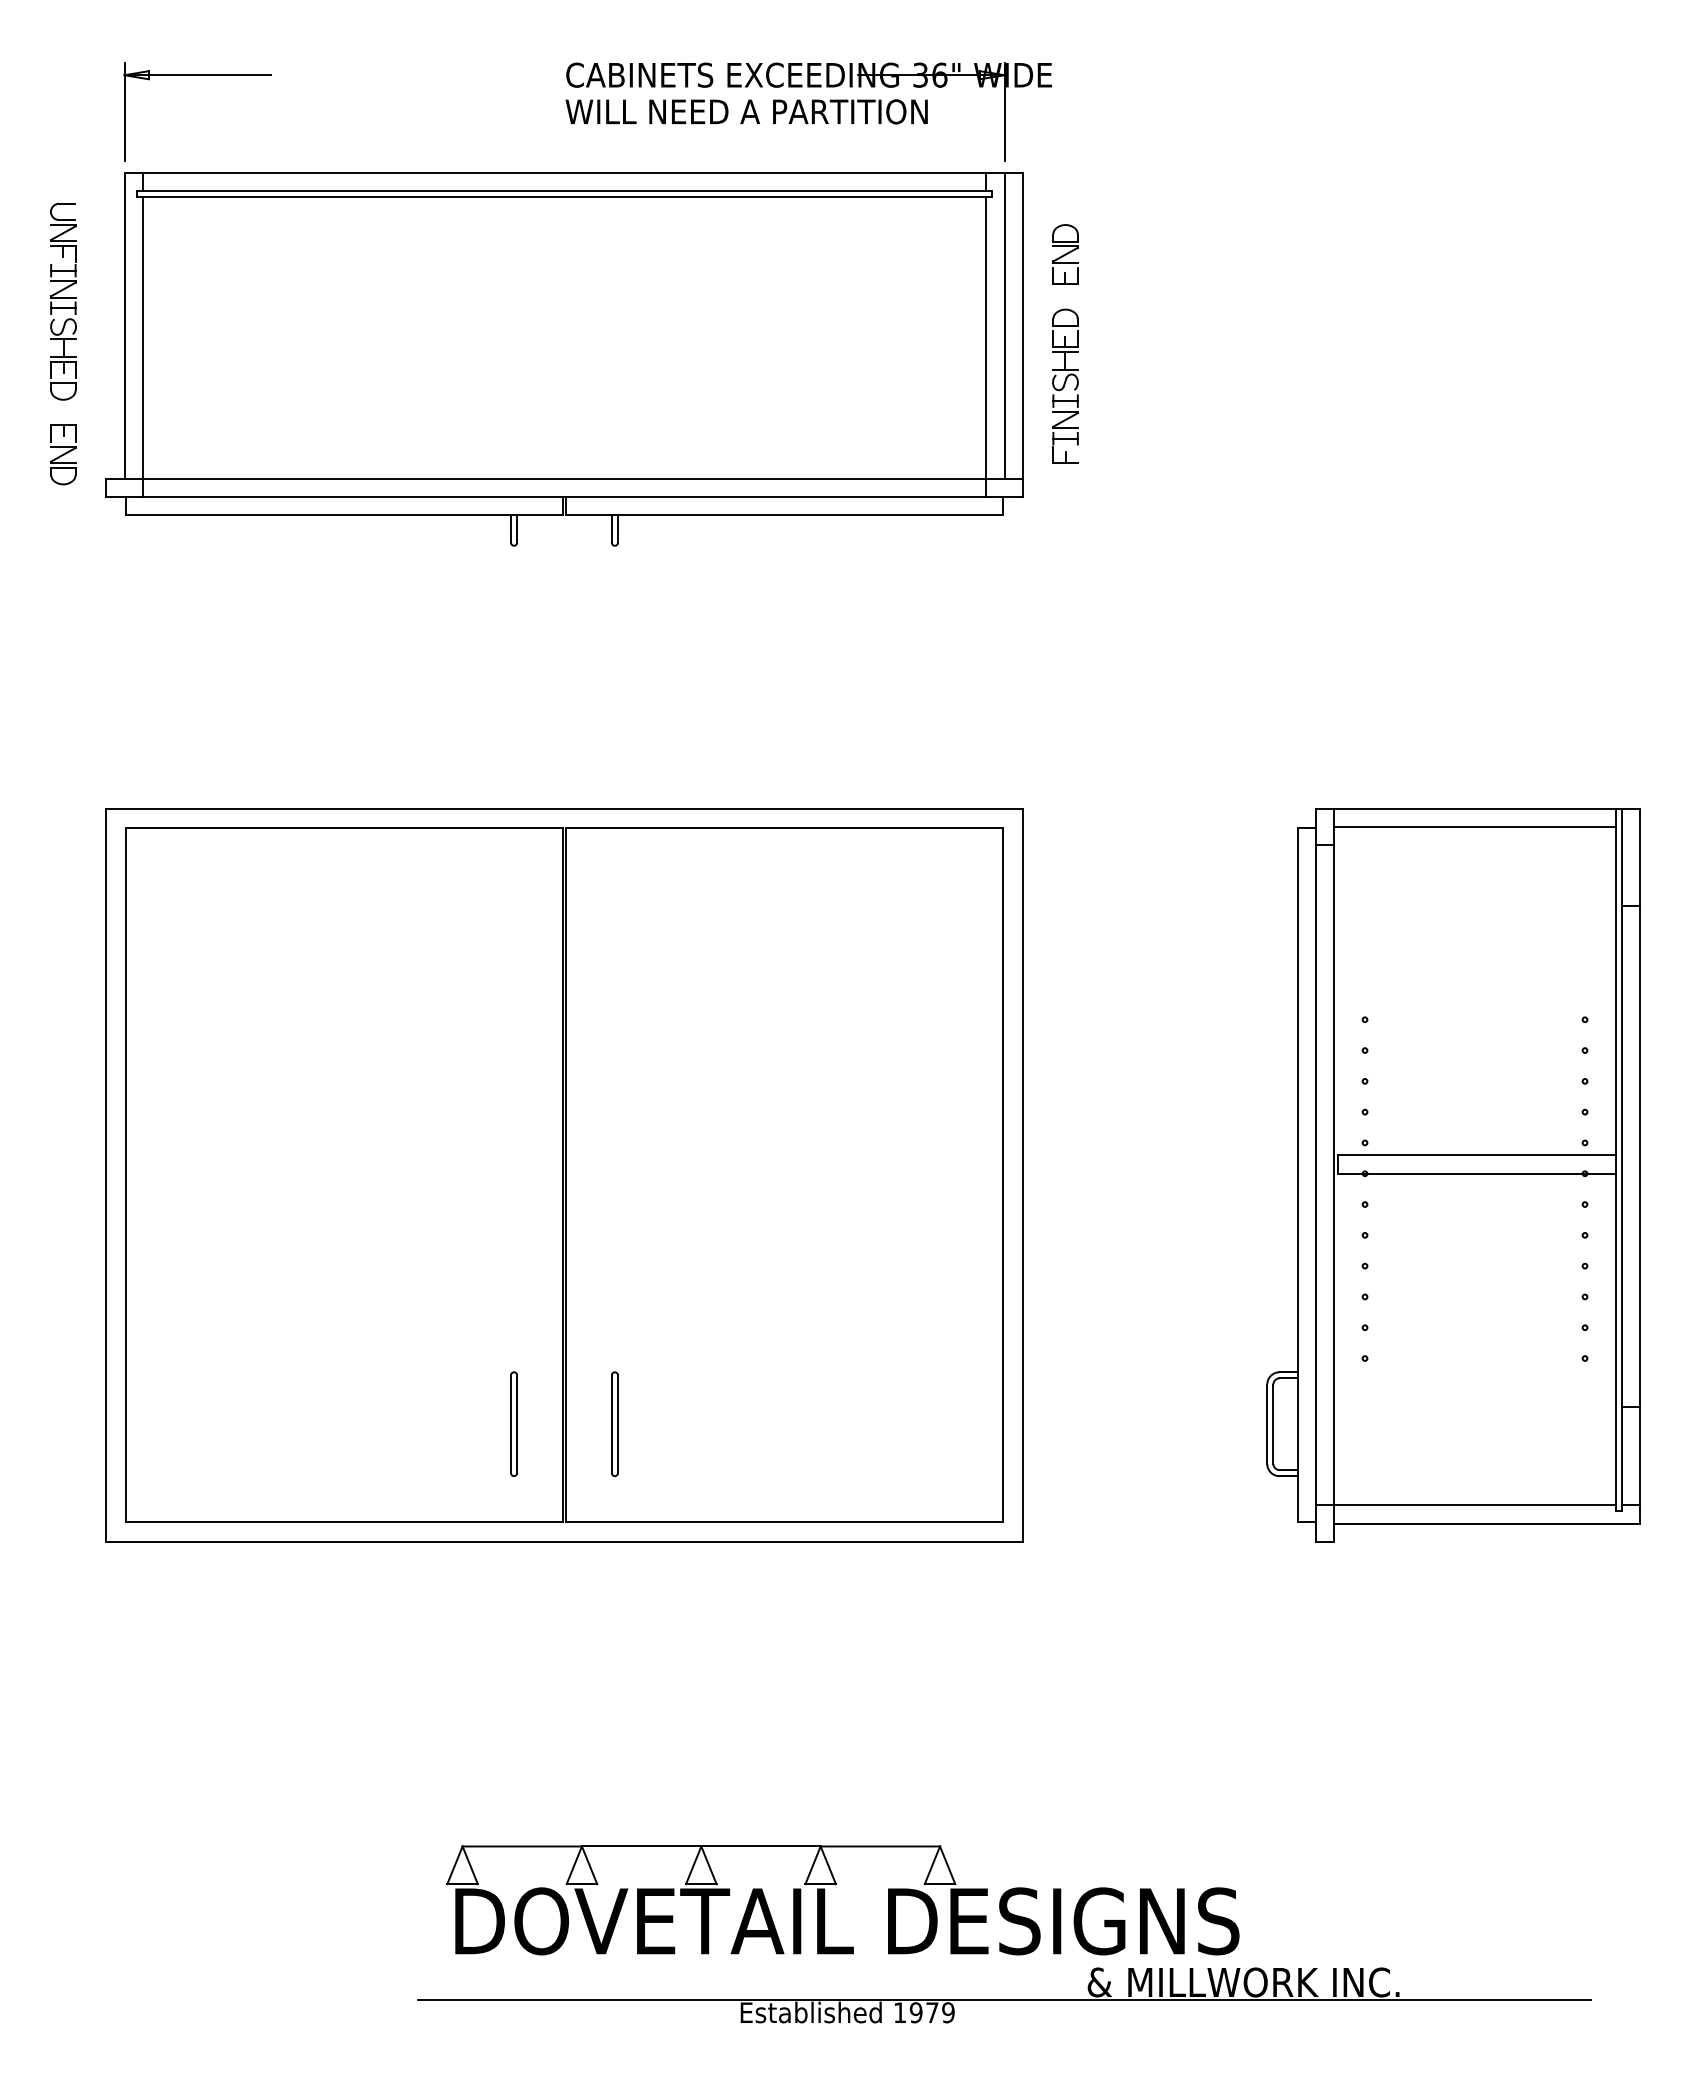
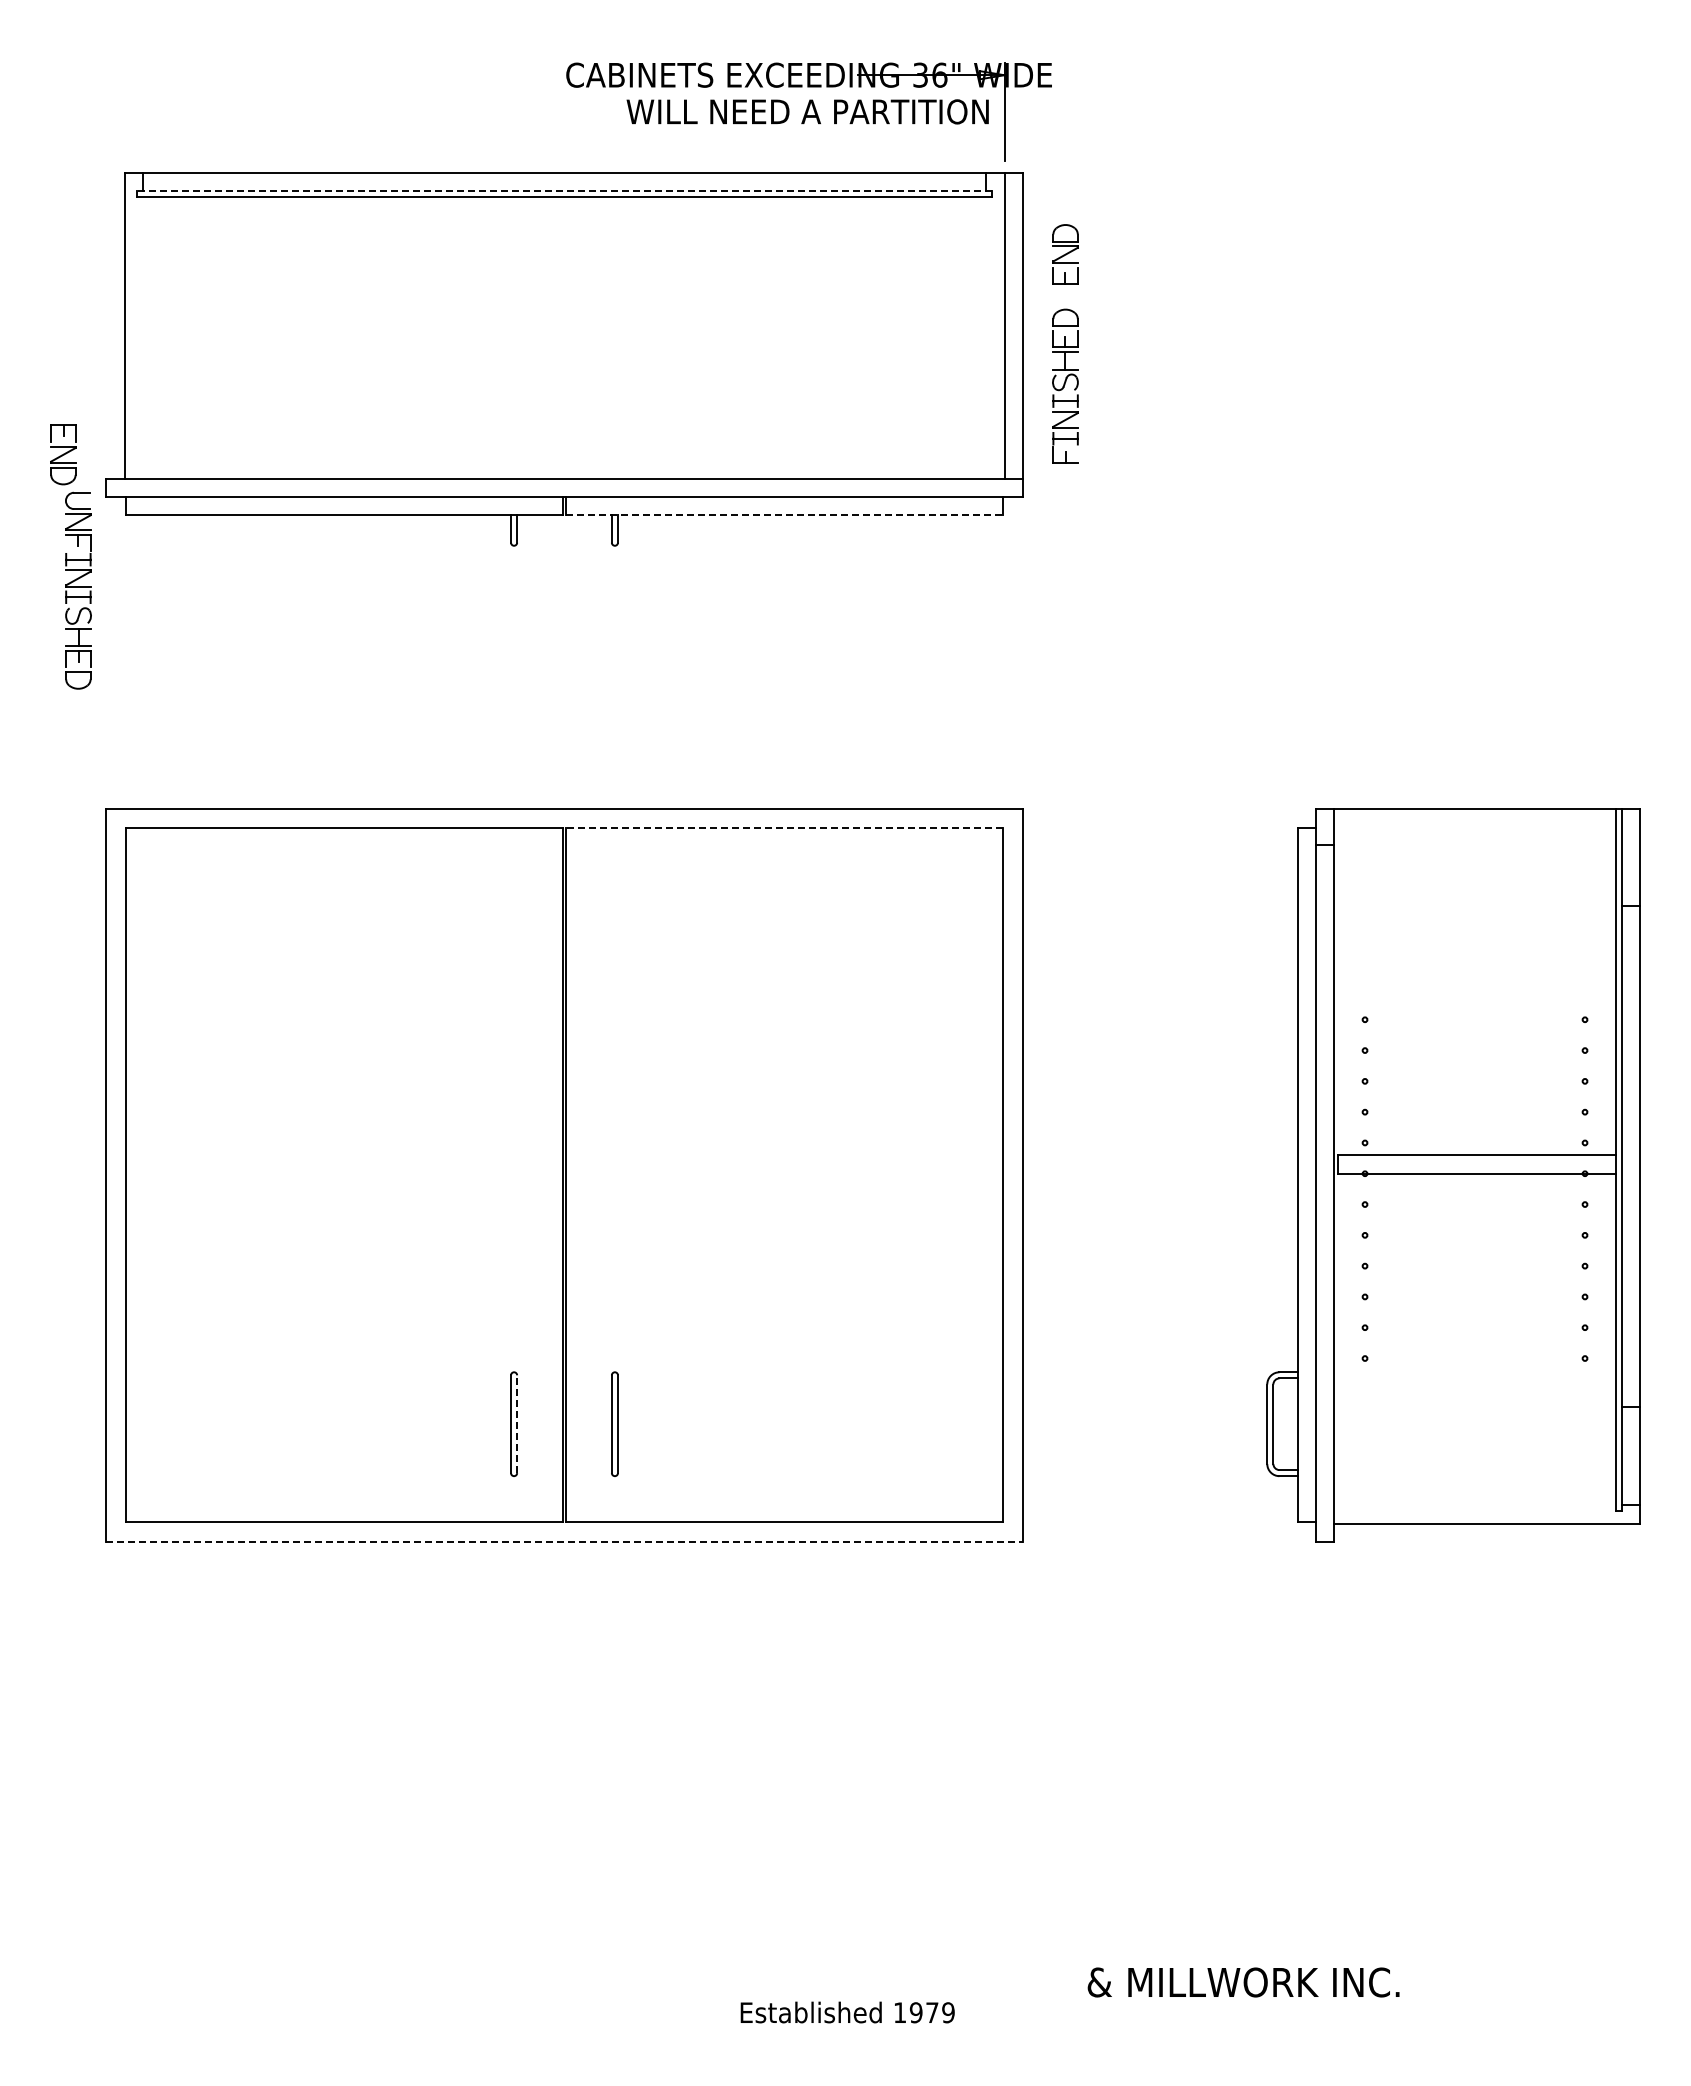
part: present -> none (197, 75)
text position: (746, 111) -> (807, 111) (807, 111)
line: solid -> dashed (564, 191)
part position: (63, 301) -> (78, 590) (78, 590)
line: present -> none (142, 346)
line: present -> none (986, 346)
line: solid -> dashed (785, 515)
line: present -> none (1474, 826)
line: solid -> dashed (784, 828)
line: solid -> dashed (517, 1424)
line: present -> none (1465, 1505)
line: solid -> dashed (565, 1541)
part: present -> none (835, 1885)
line: present -> none (1004, 1999)
